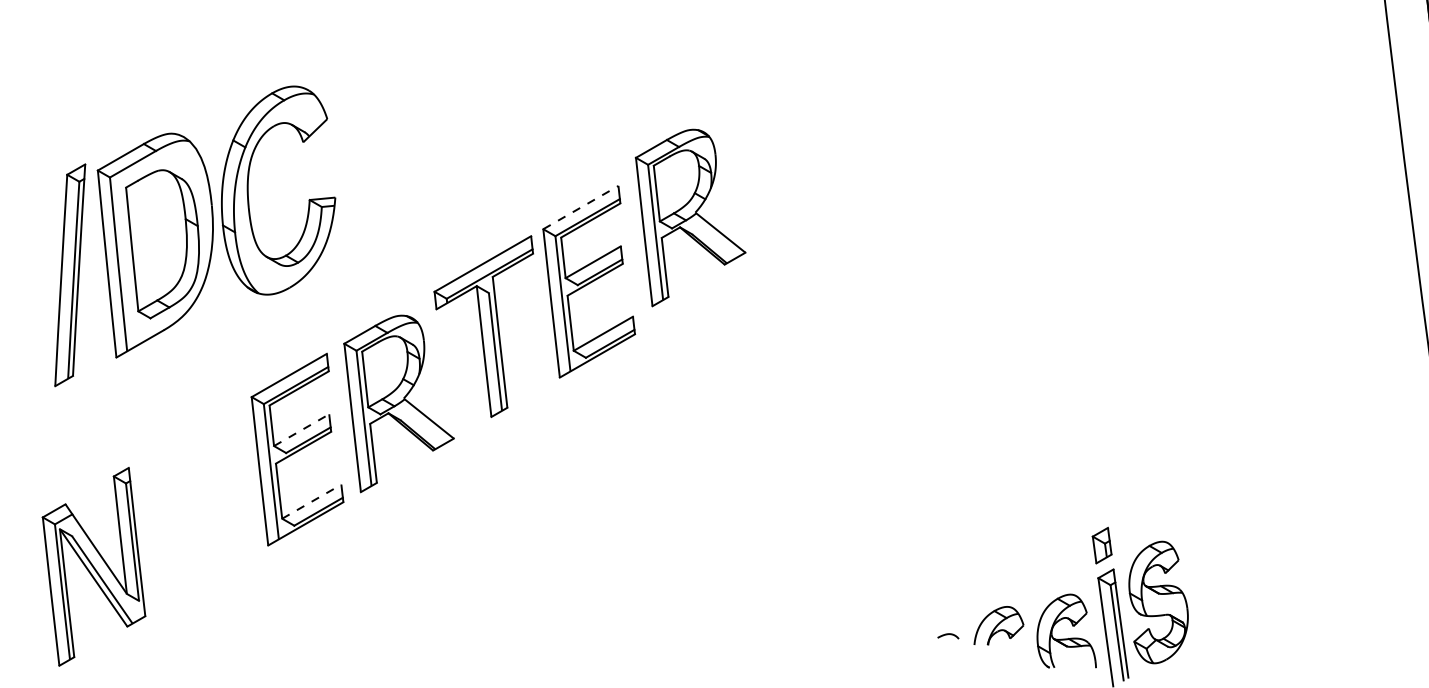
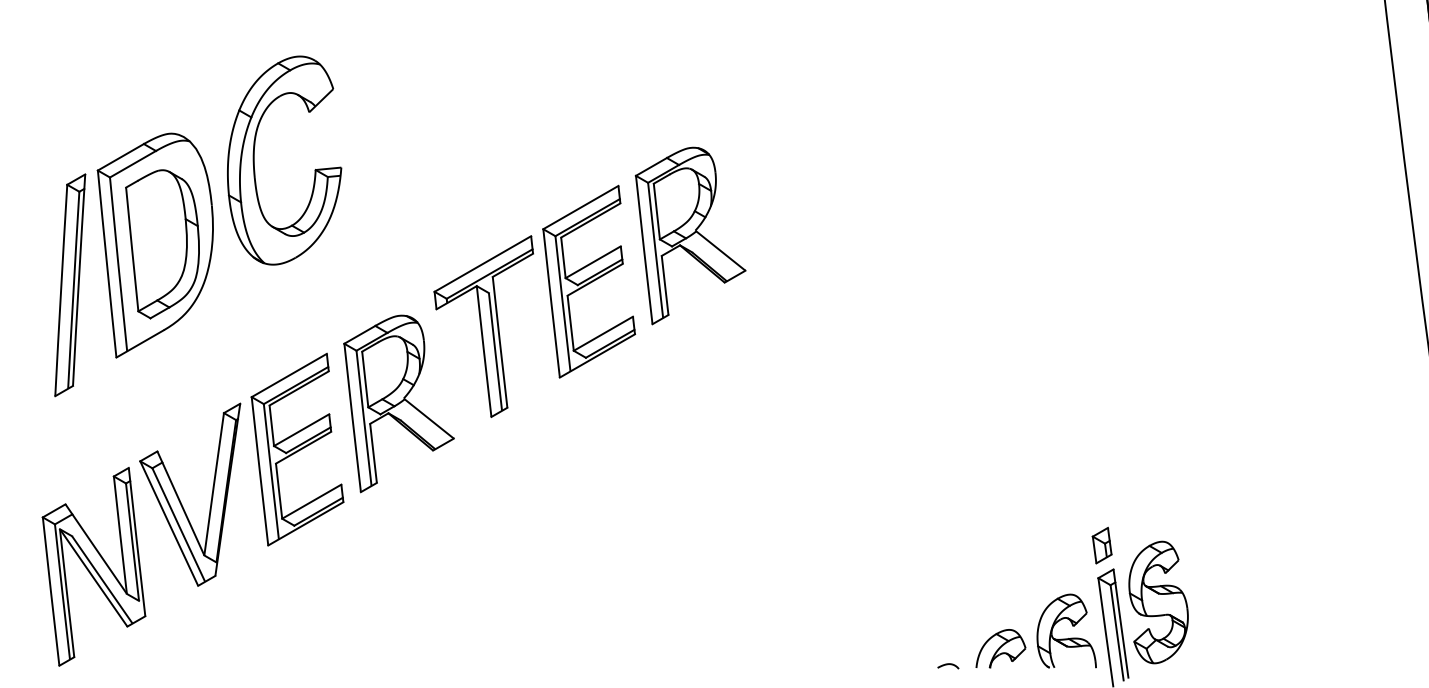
part position: (248, 190) -> (254, 160) (254, 160)
line: dashed -> solid (581, 207)
part position: (690, 217) -> (690, 235) (690, 235)
part position: (70, 275) -> (70, 285) (70, 285)
line: dashed -> solid (301, 430)
part: none -> present (179, 497)
line: dashed -> solid (312, 501)
part position: (998, 625) -> (1000, 648) (1000, 648)
curve position: (947, 635) -> (947, 665) (947, 665)
